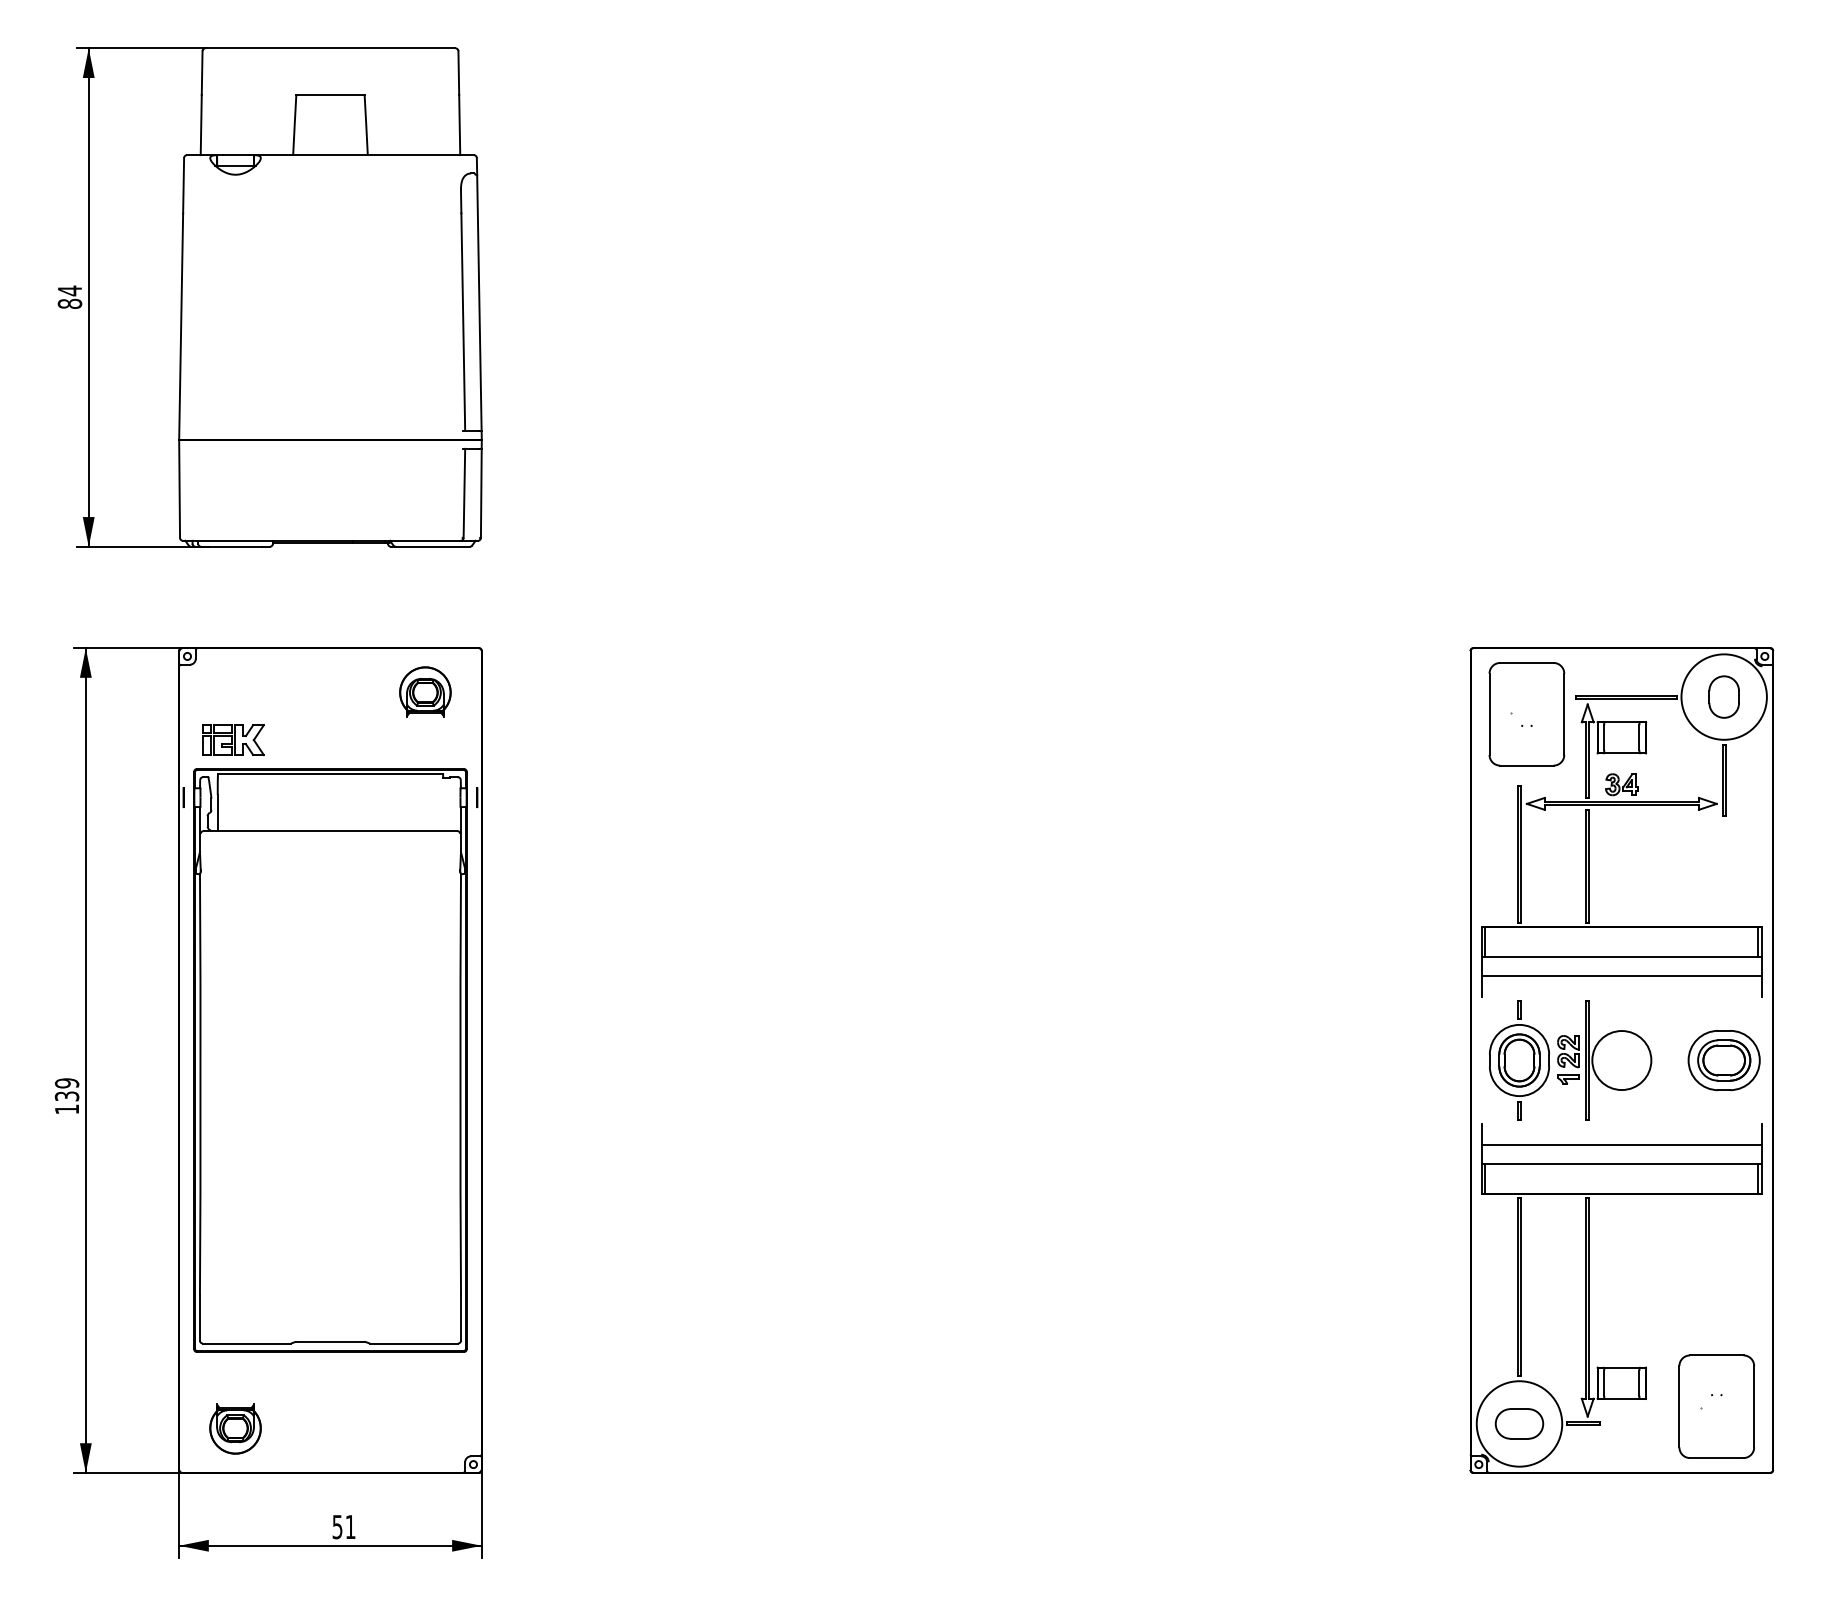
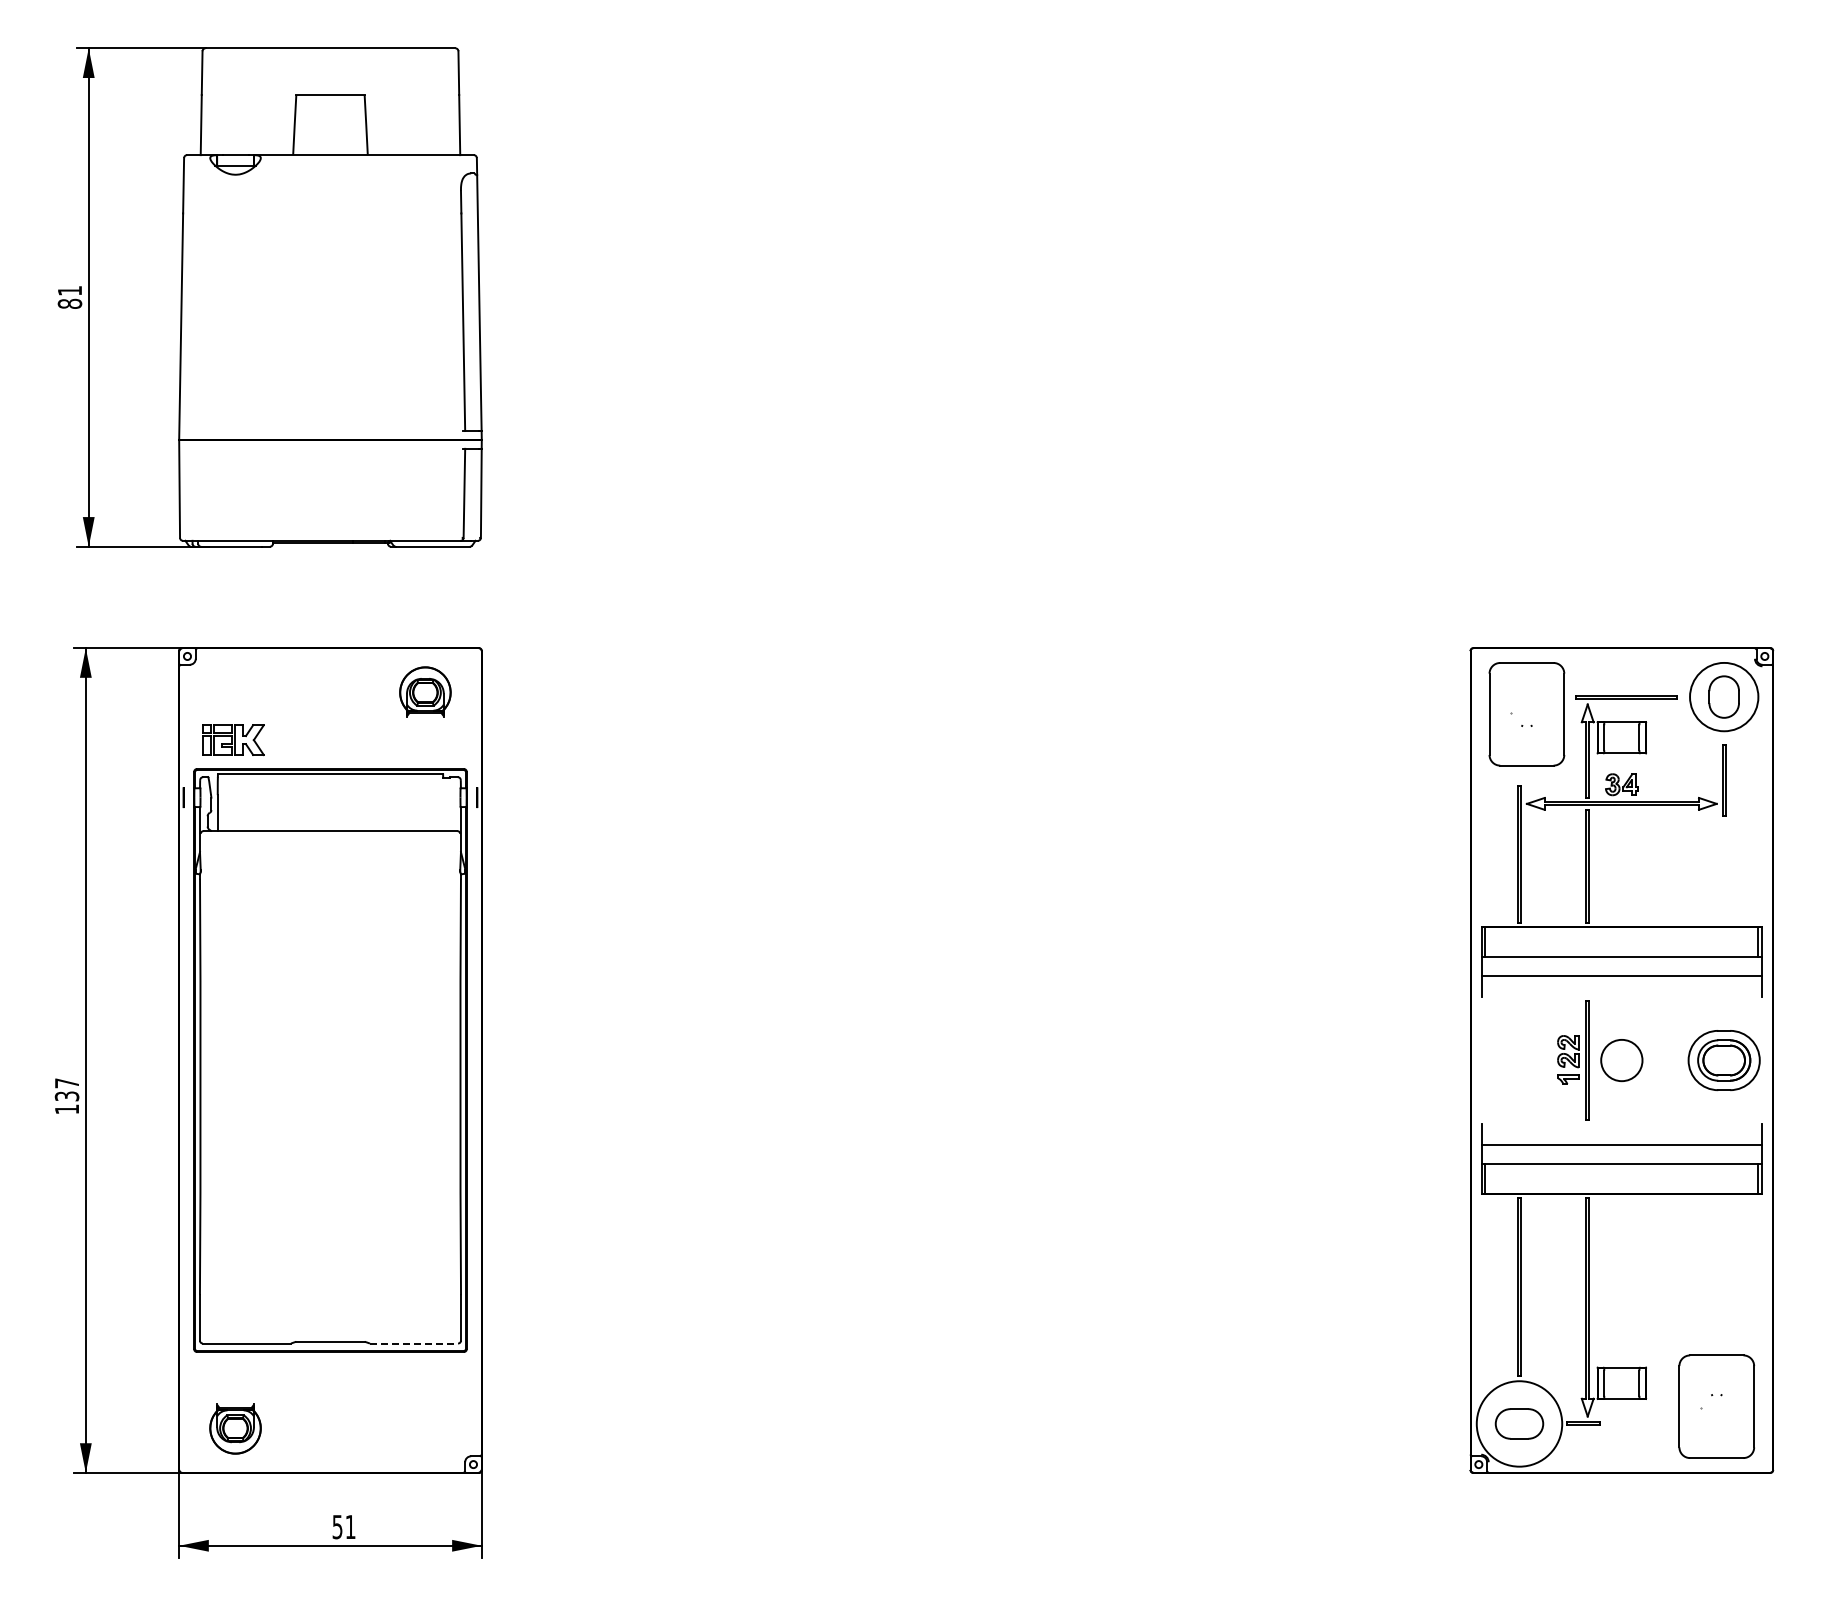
text: 84 -> 81 (69, 290)
circle diameter: 85 px -> 68 px (1724, 696)
part: present -> none (1519, 1060)
circle diameter: 59 px -> 41 px (1621, 1060)
text: 139 -> 137 (66, 1083)
line: solid -> dashed (414, 1343)
